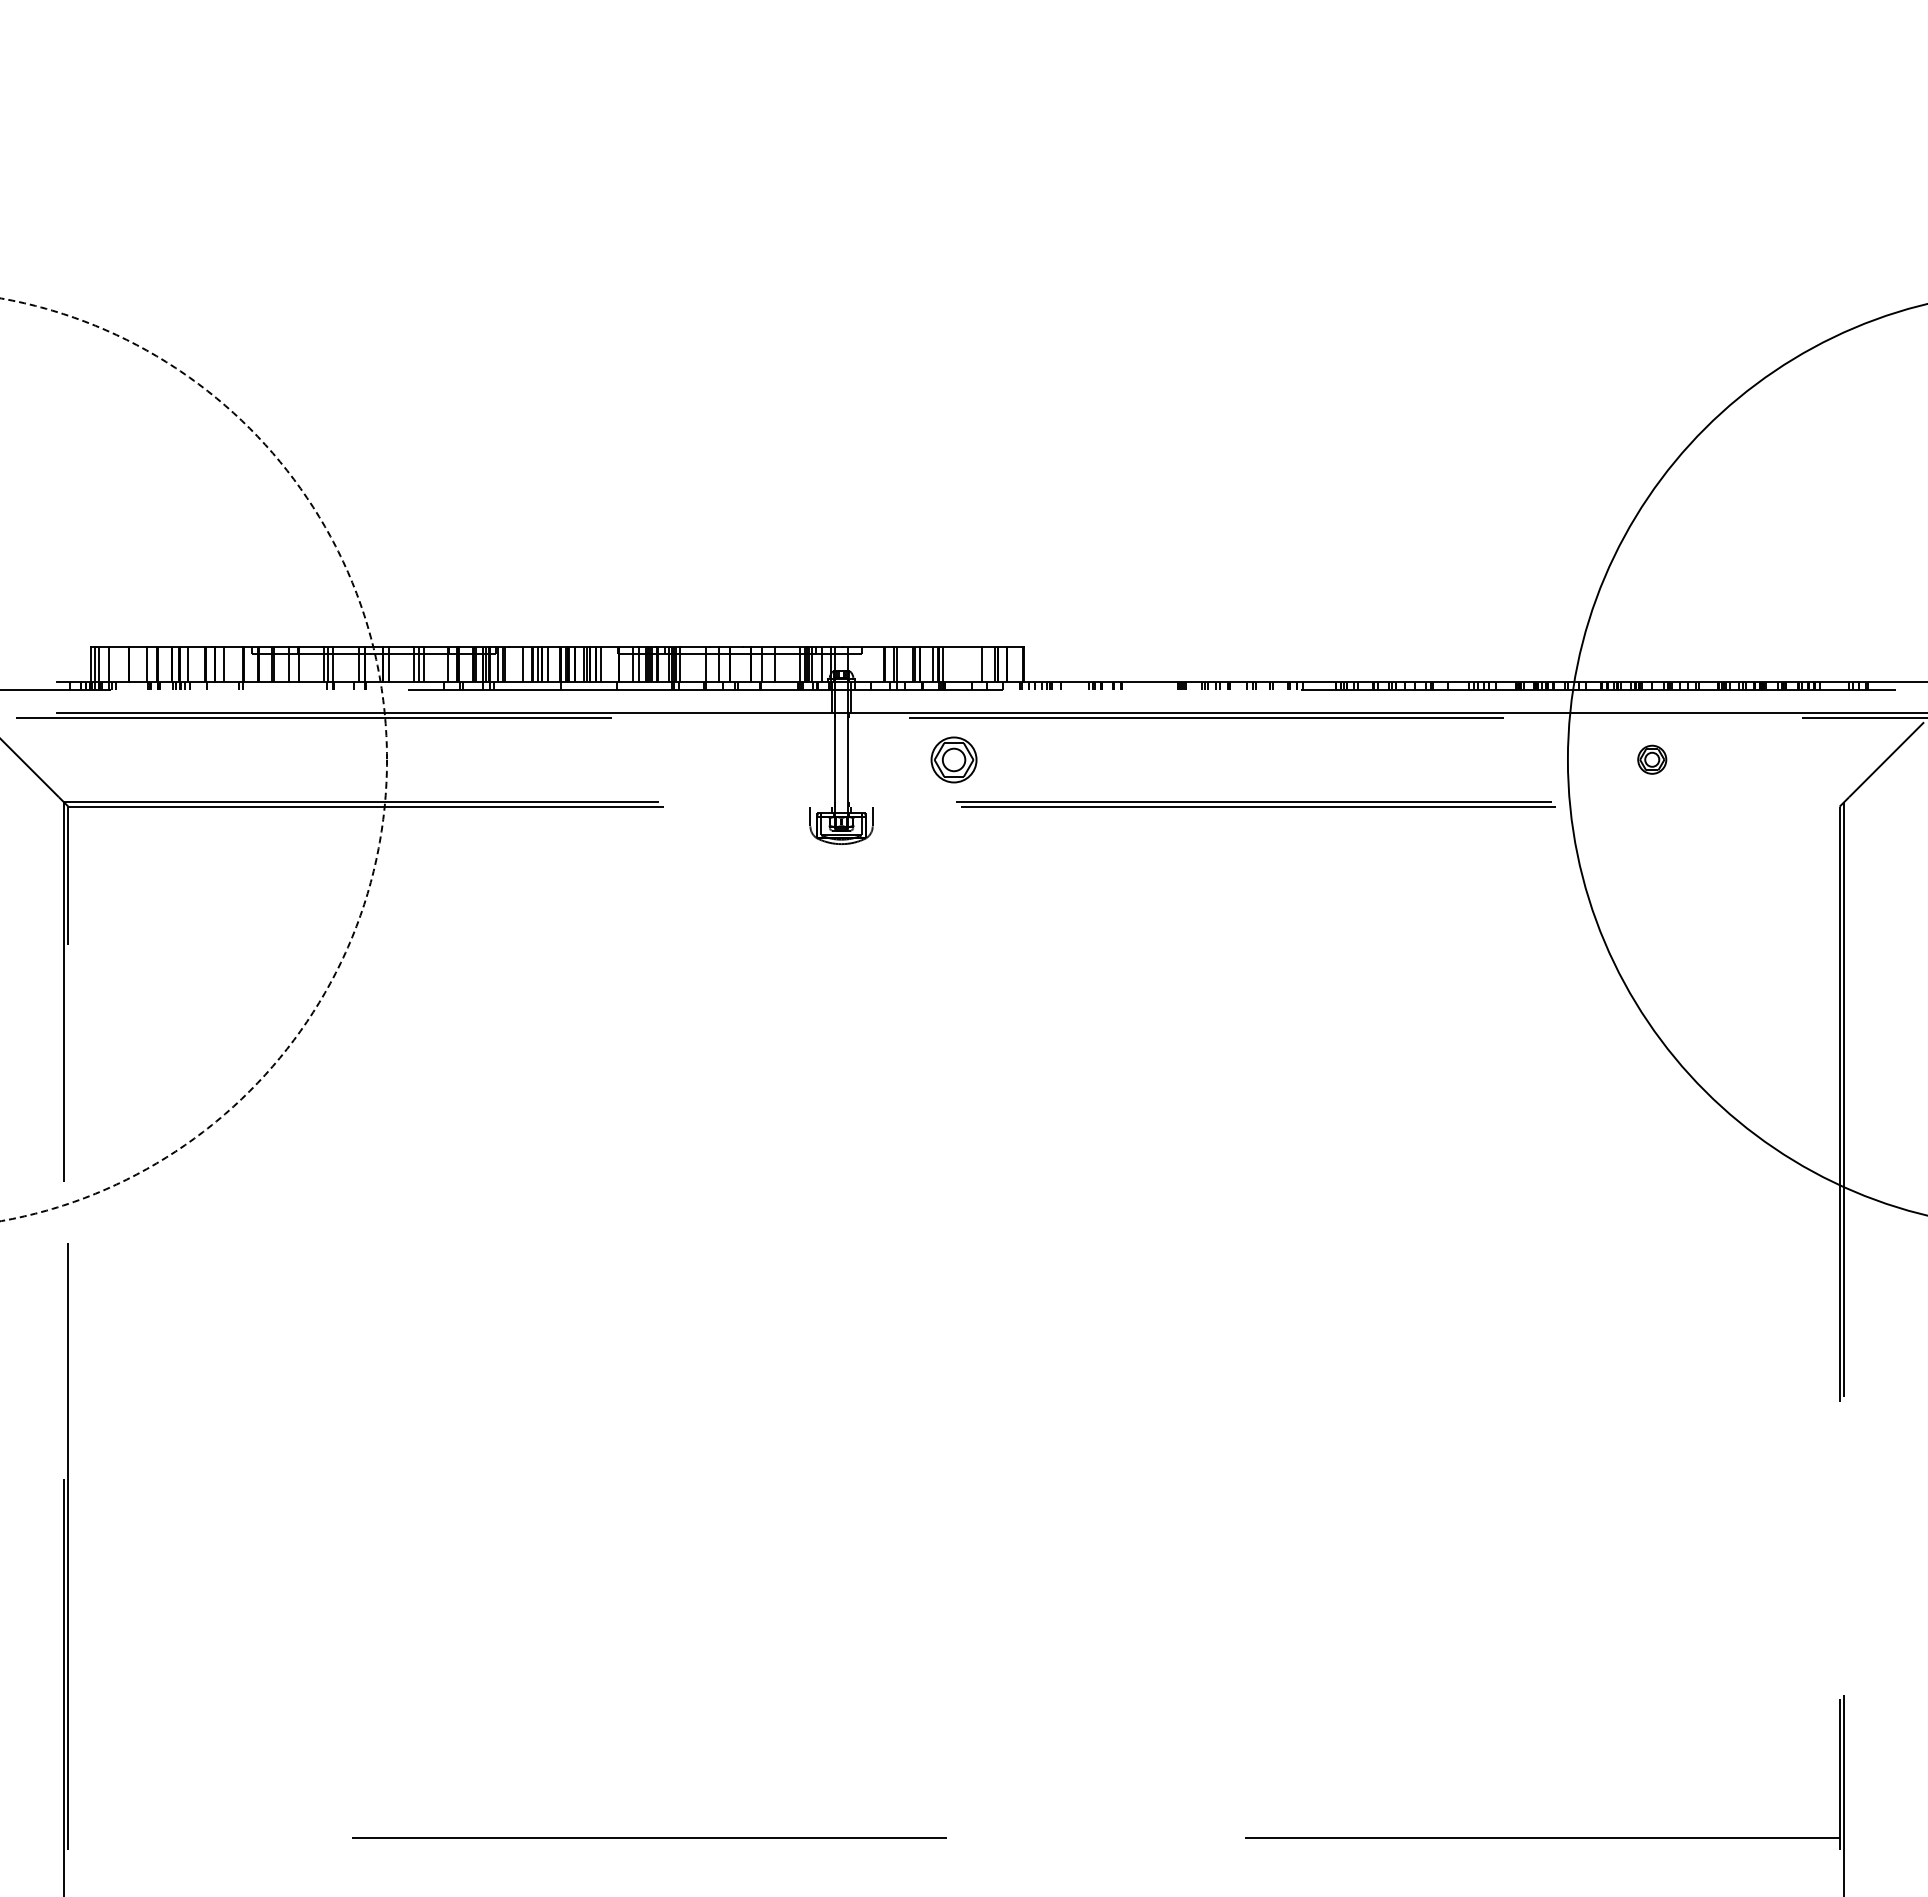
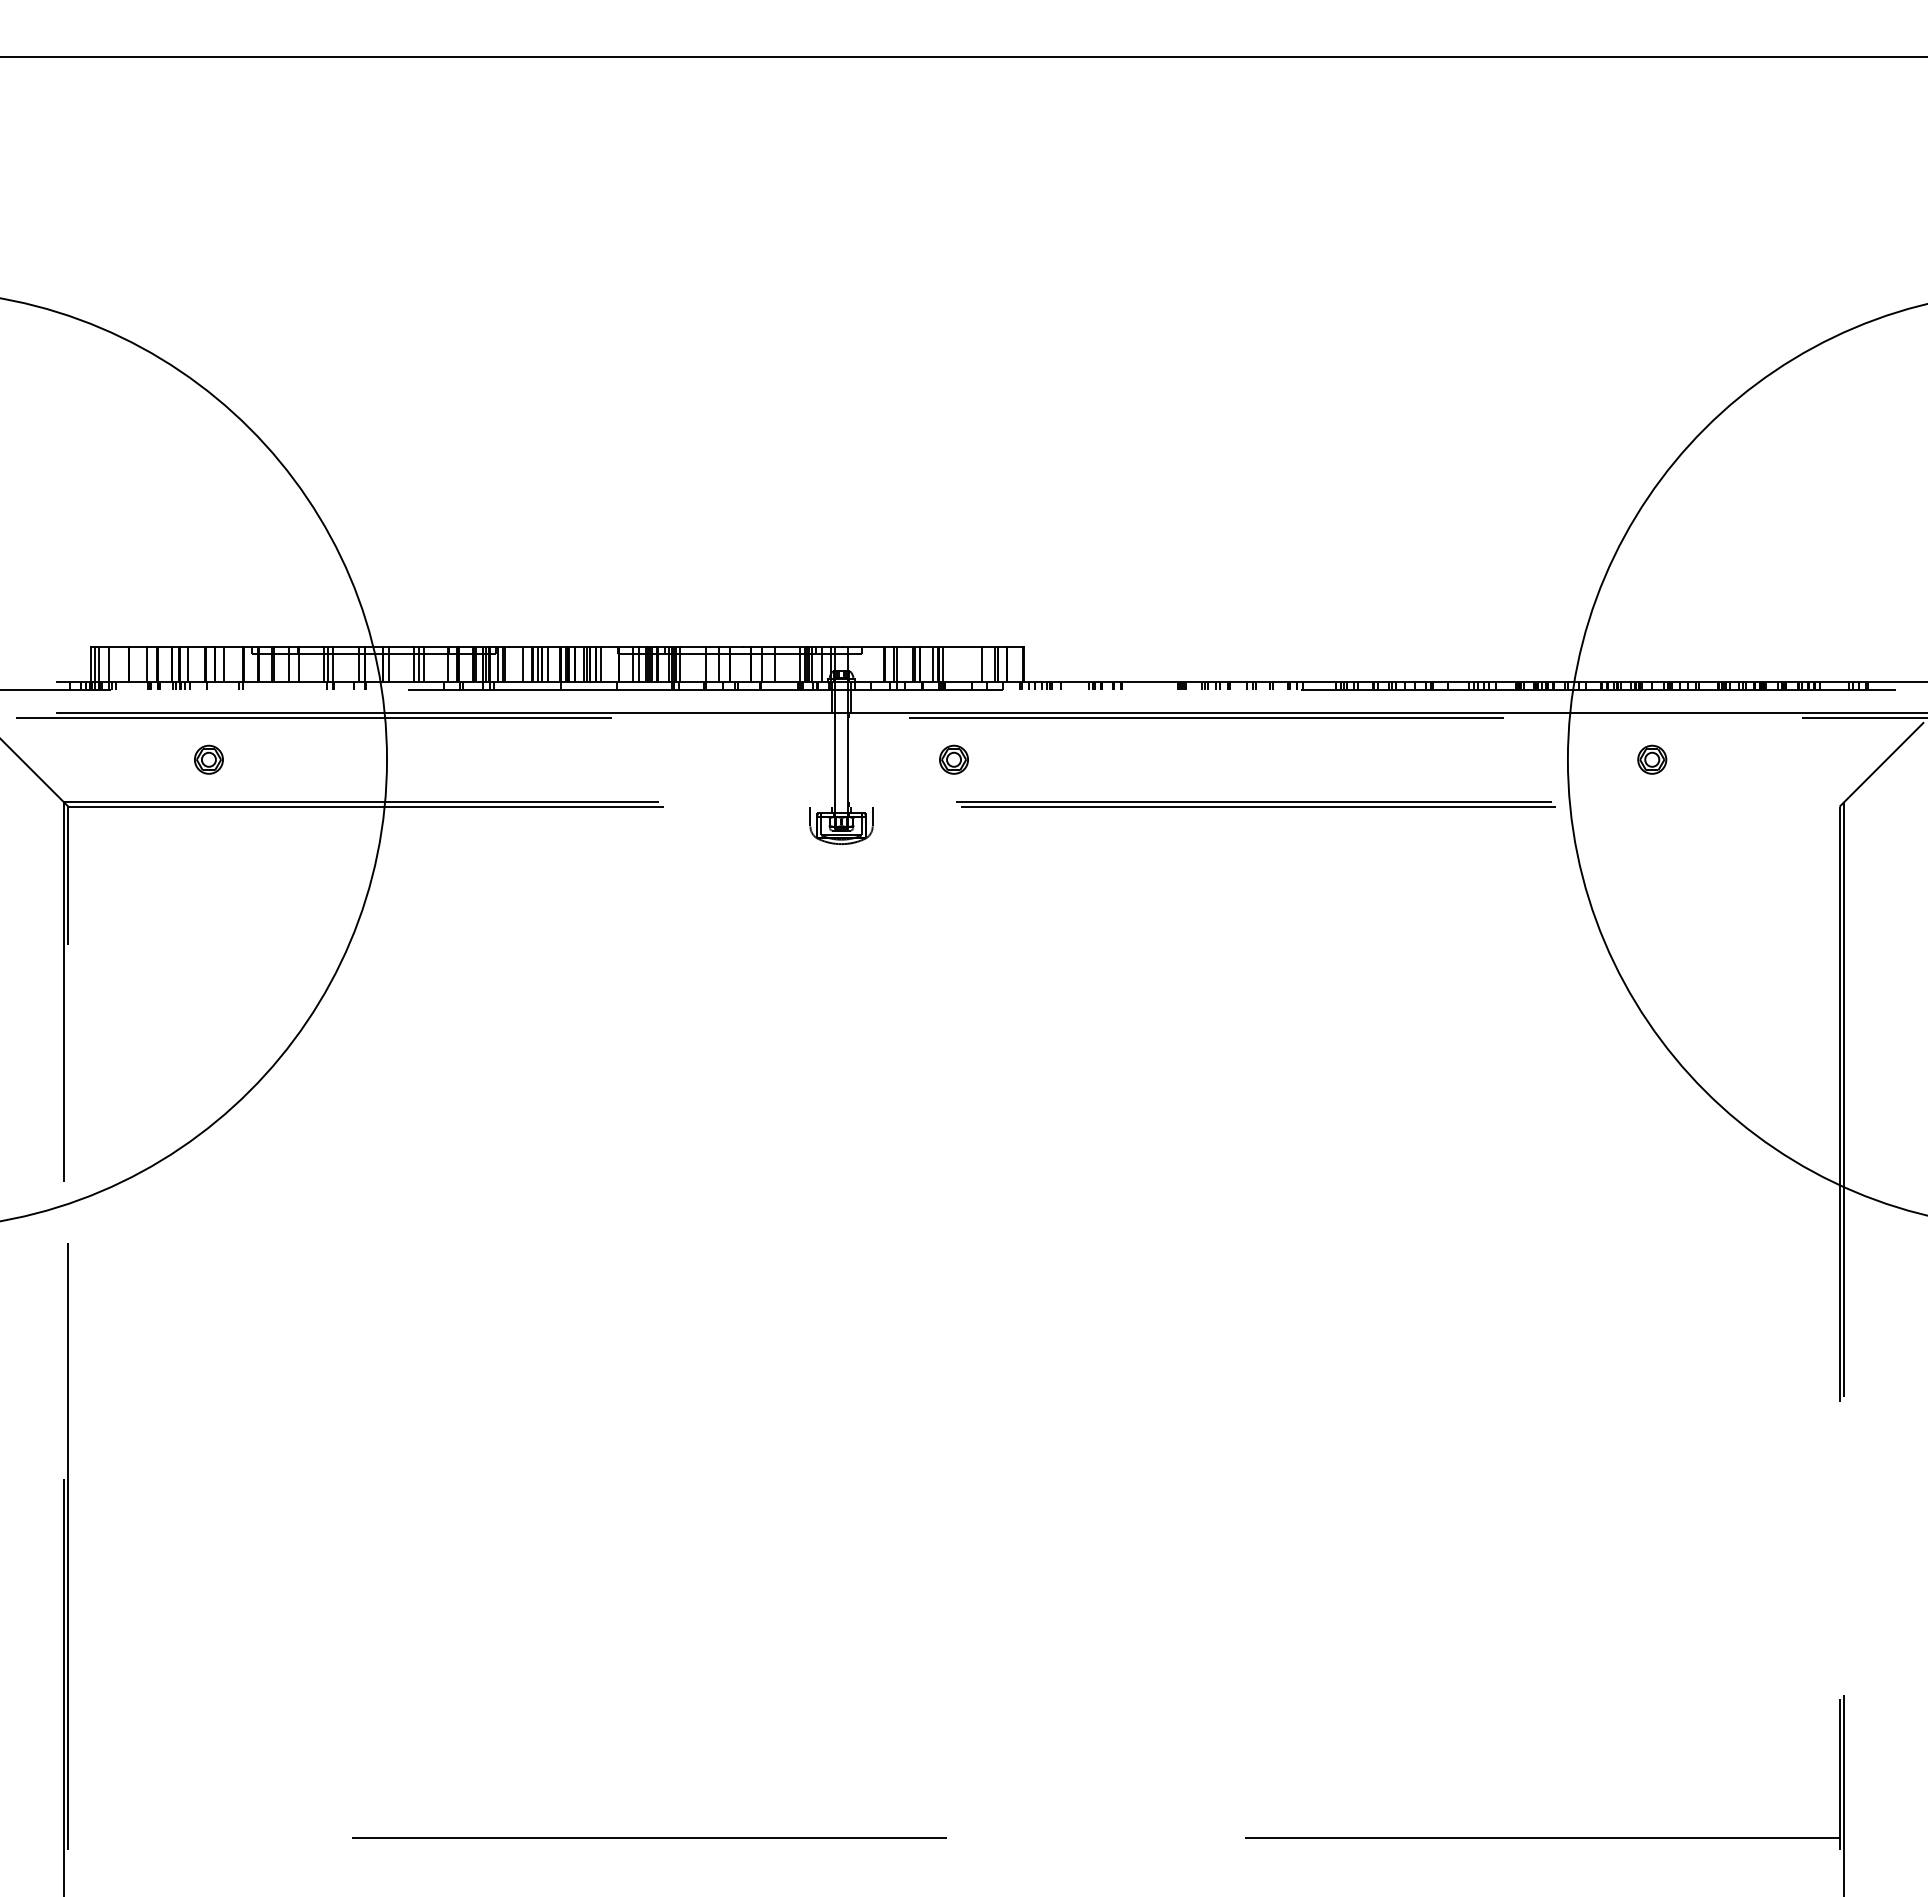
line: none -> present (963, 56)
circle: dashed -> solid (193, 759)
part: none -> present (208, 759)
part size: 48x48 px -> 30x31 px (953, 759)
